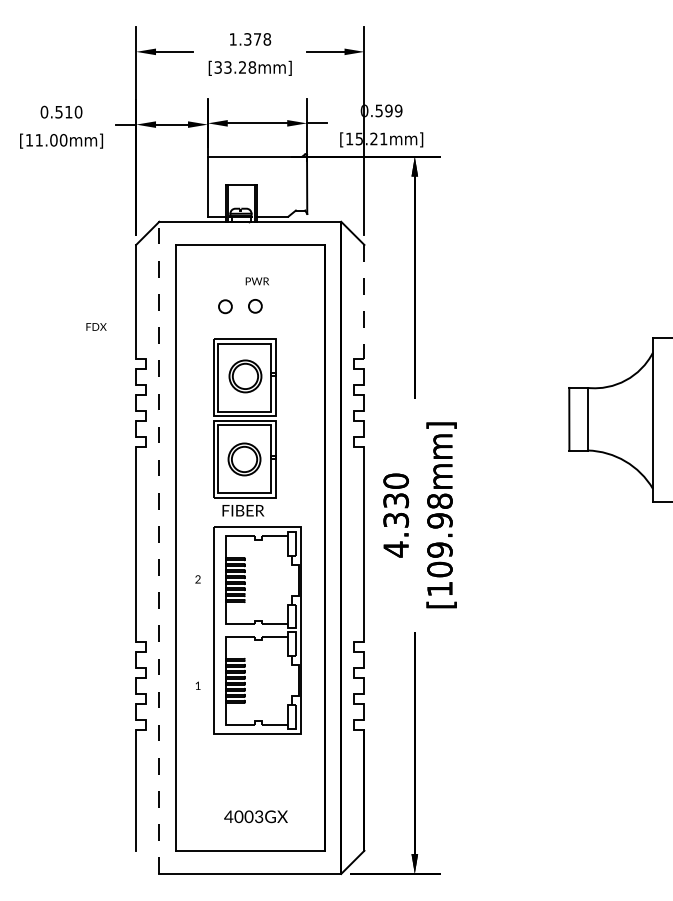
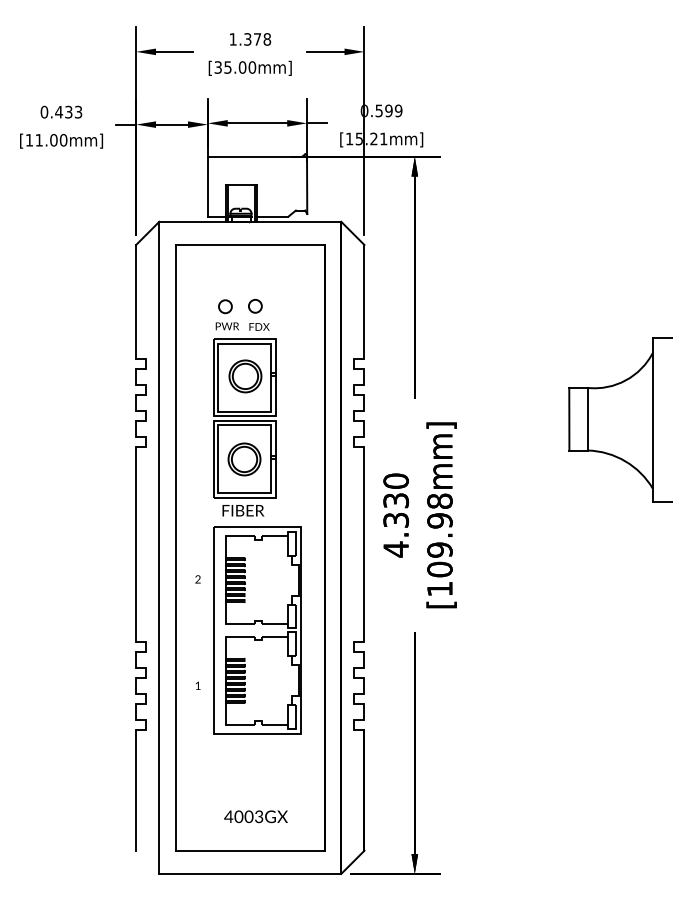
text: [33.28mm] -> [35.00mm] (240, 67)
text: 0.510 -> 0.433 (68, 111)
text position: (256, 281) -> (226, 326) (226, 326)
line: dashed -> solid (364, 301)
text position: (96, 326) -> (259, 326) (259, 326)
line: dashed -> solid (159, 547)
